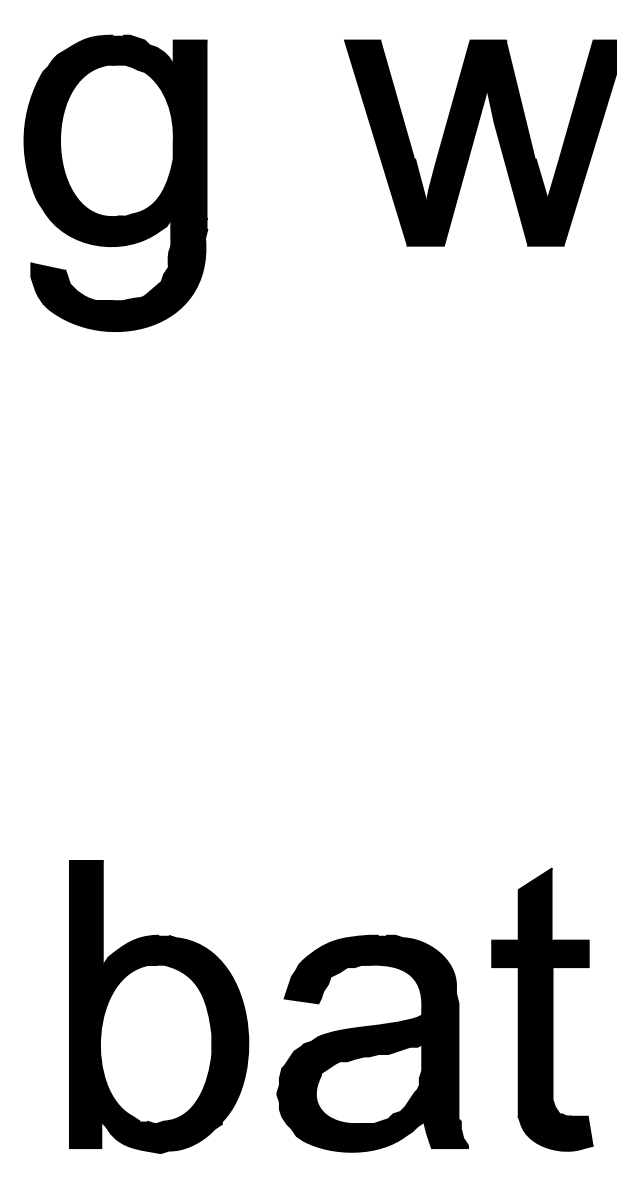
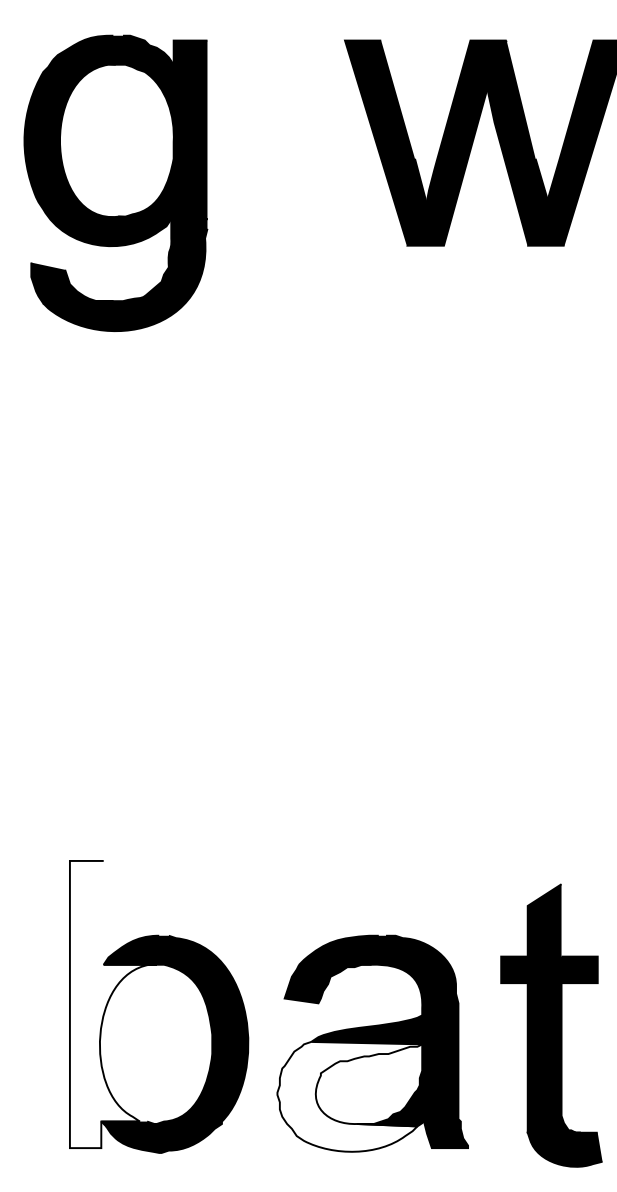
fill: present -> none (112, 1004)
part position: (542, 1009) -> (551, 1025) (551, 1025)
fill: present -> none (349, 1096)
